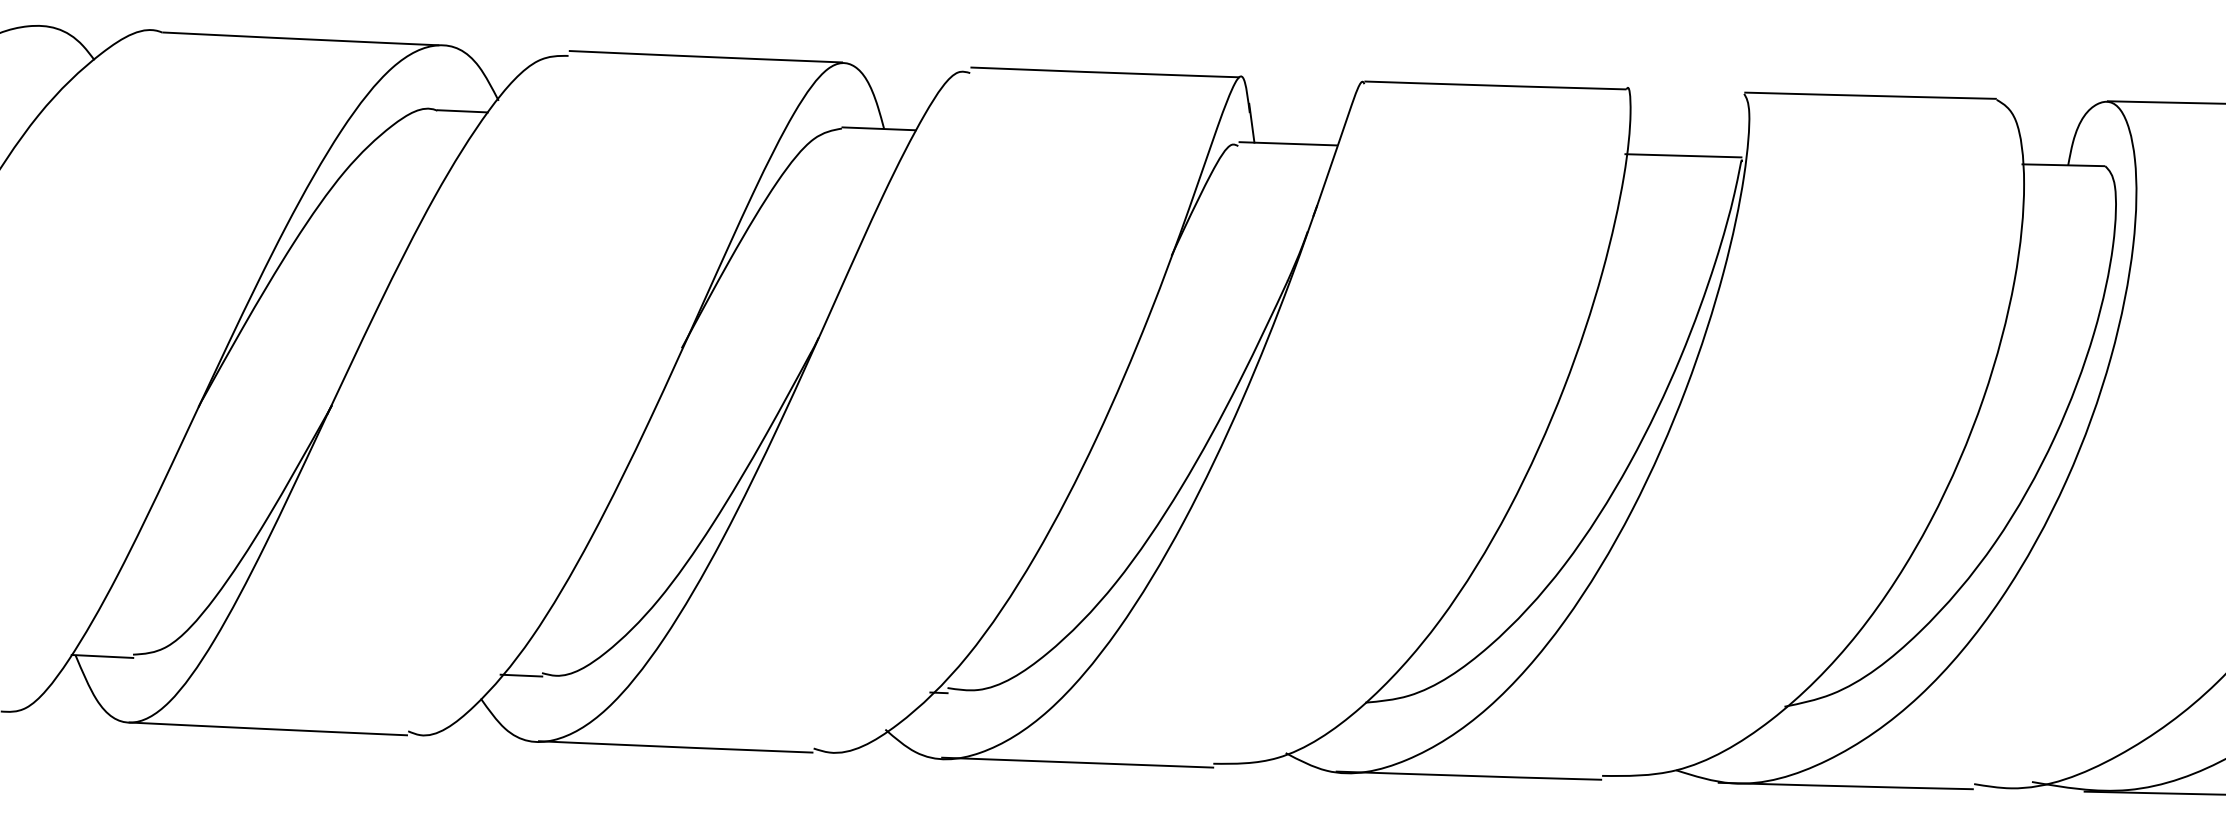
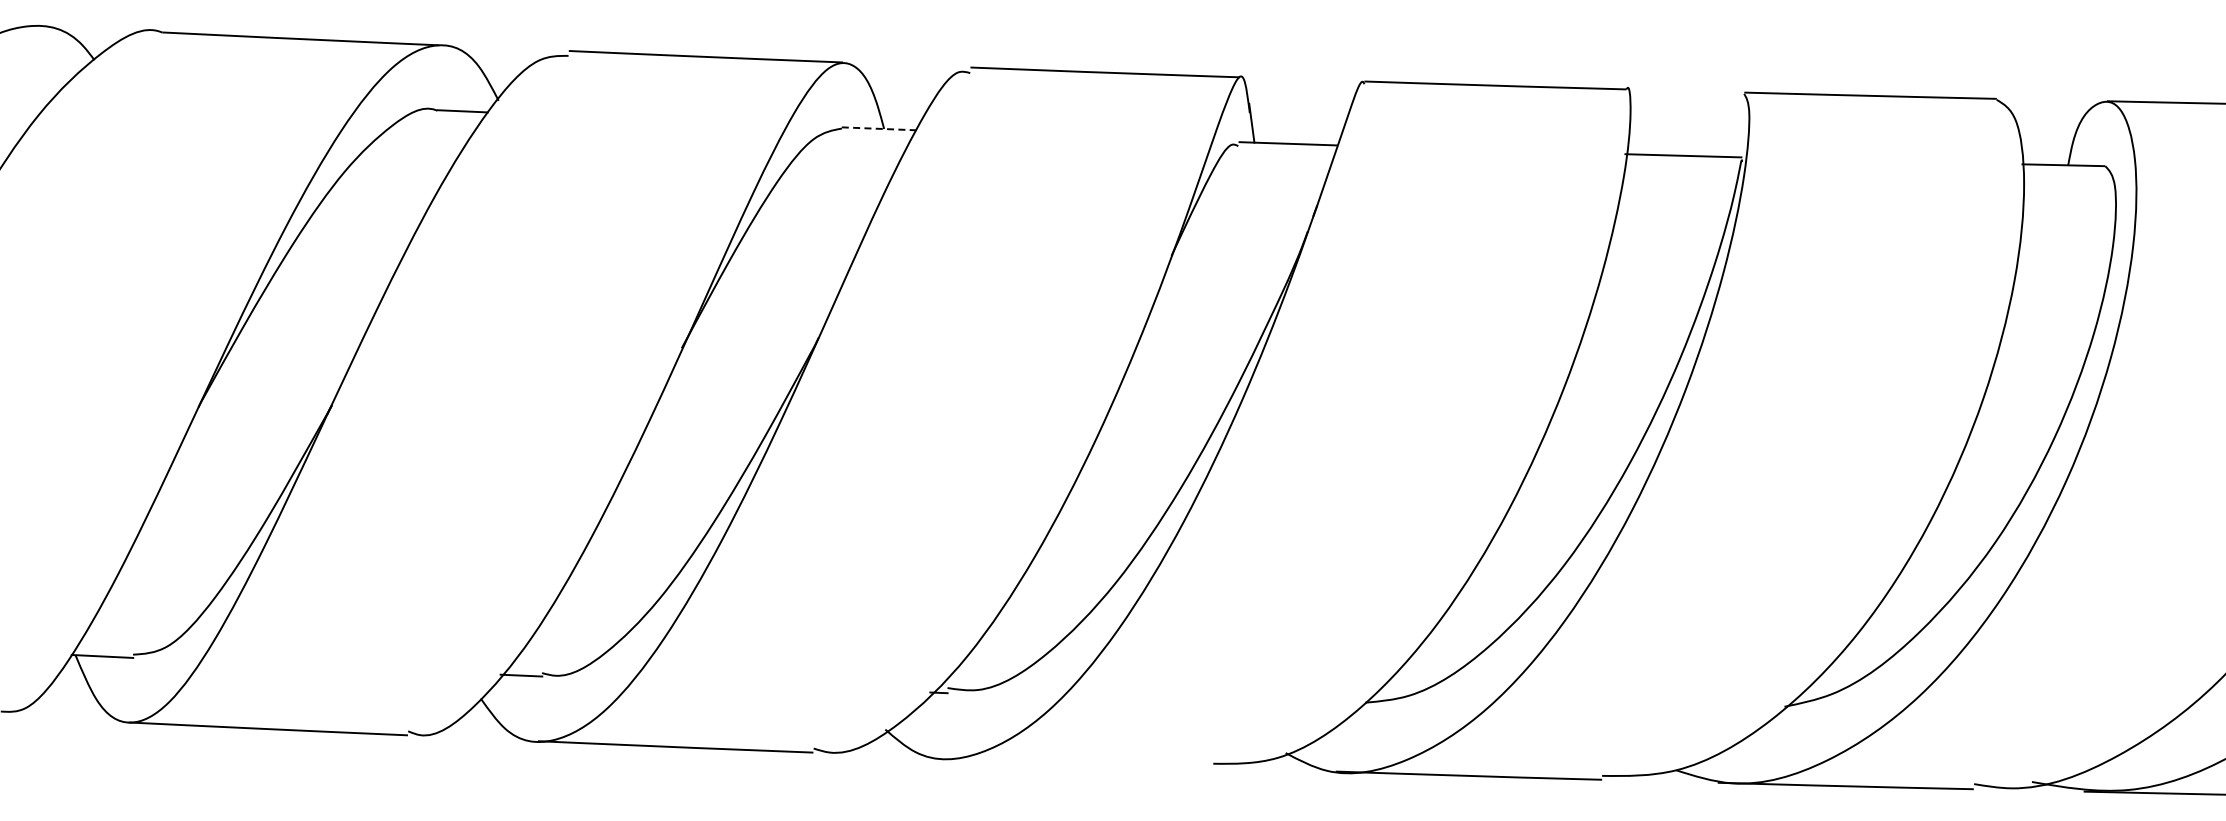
line: solid -> dashed (879, 128)
line: present -> none (1077, 762)
